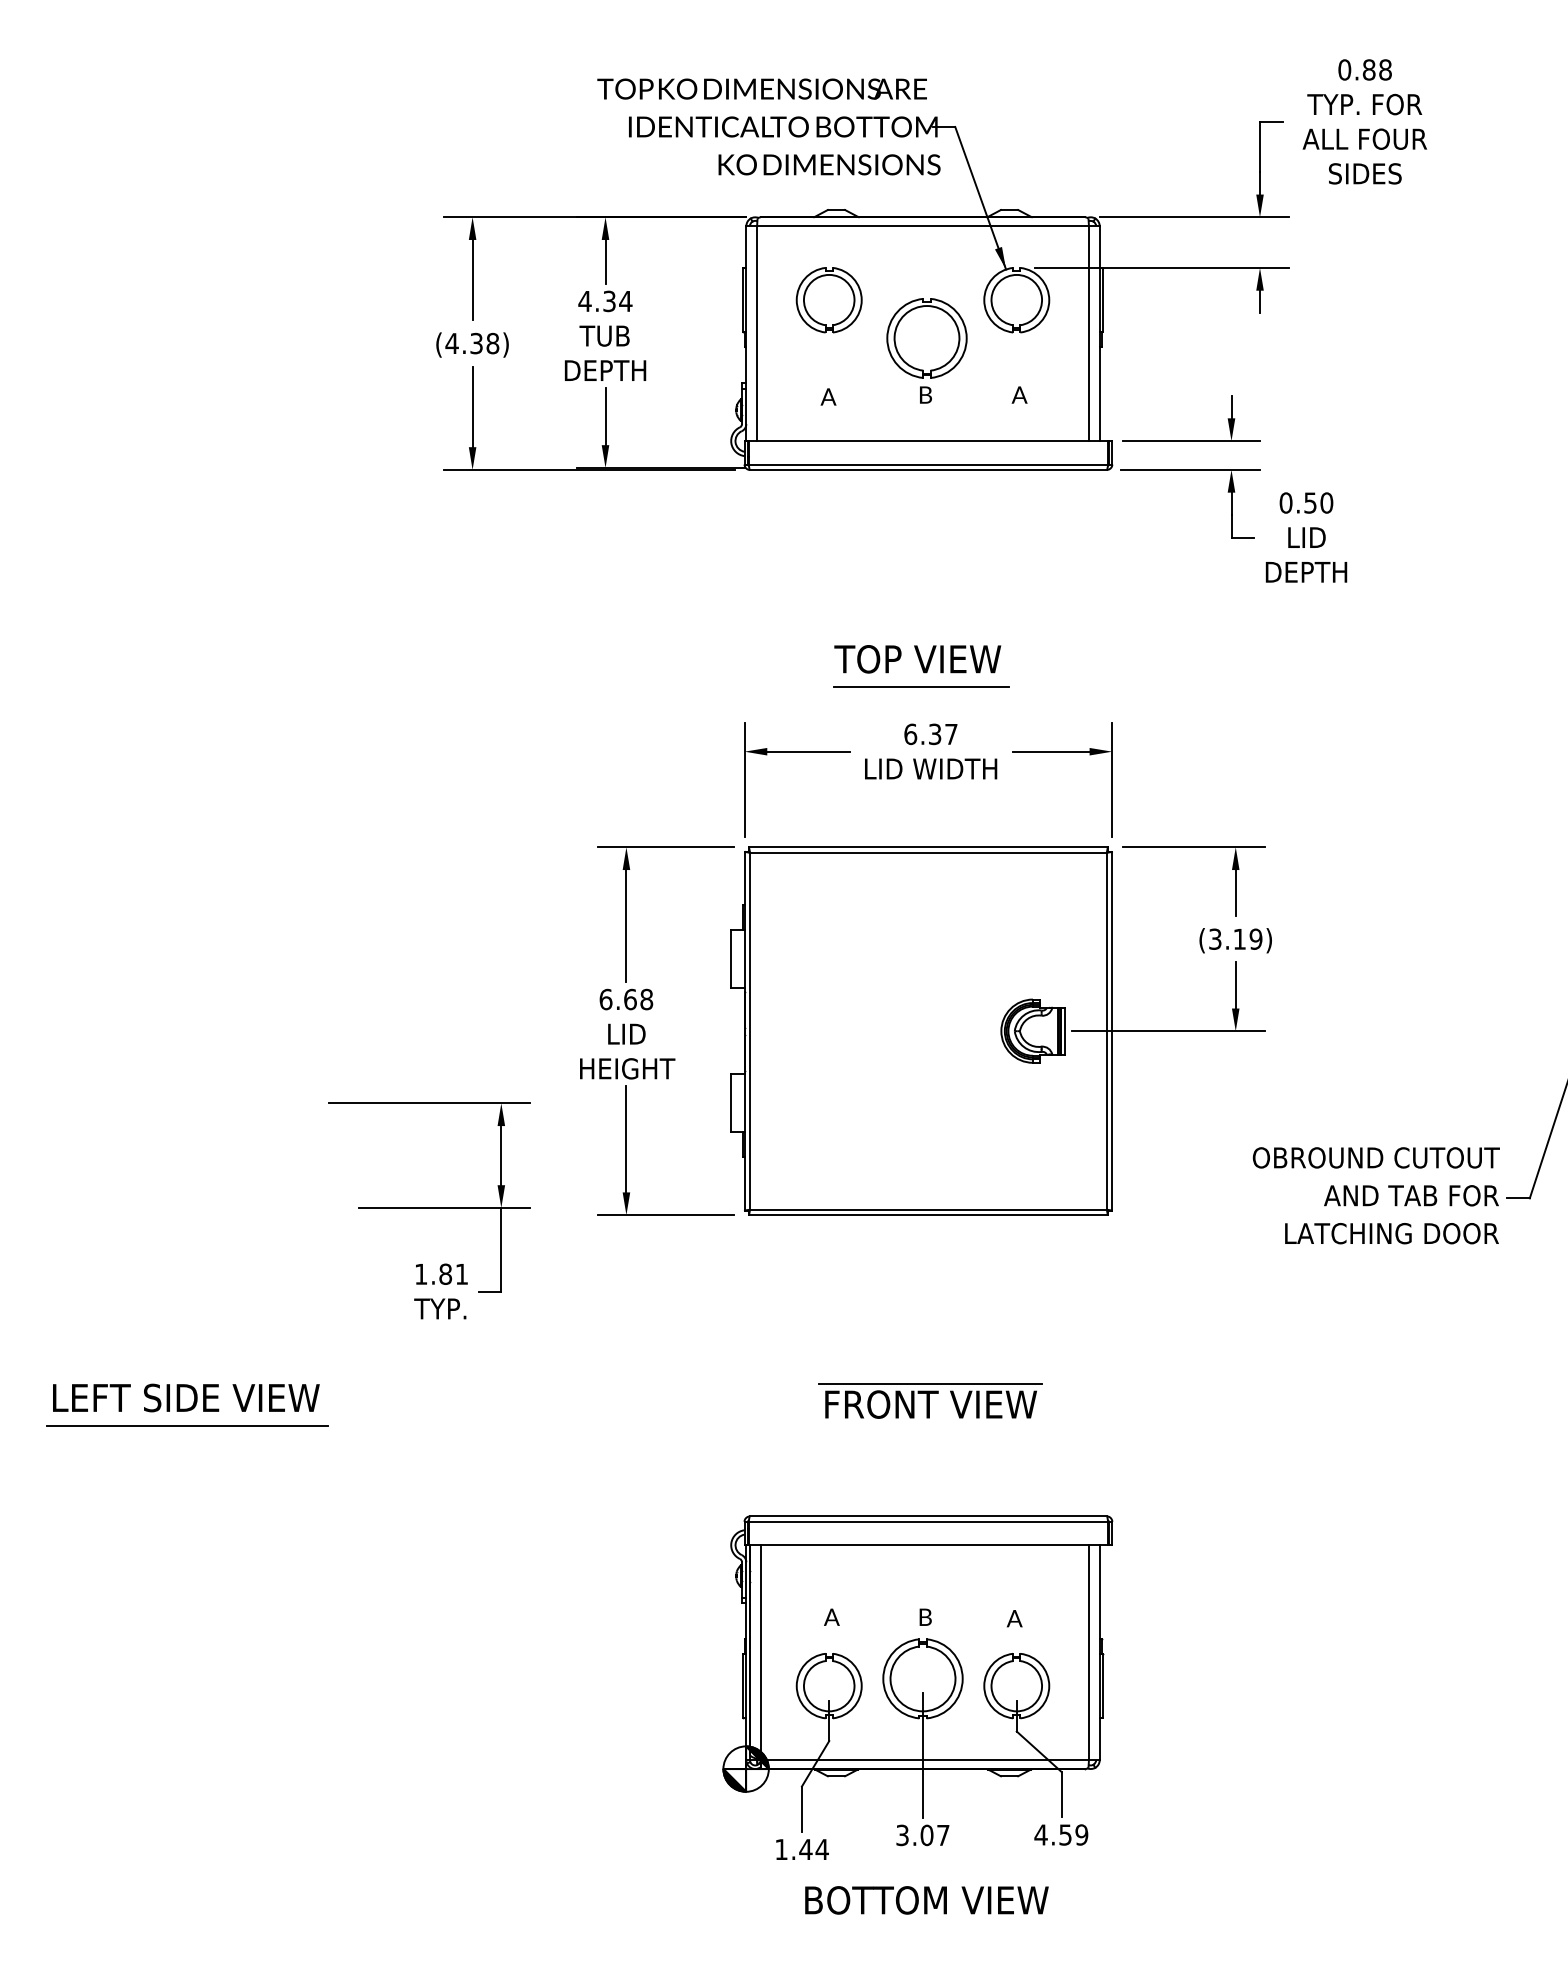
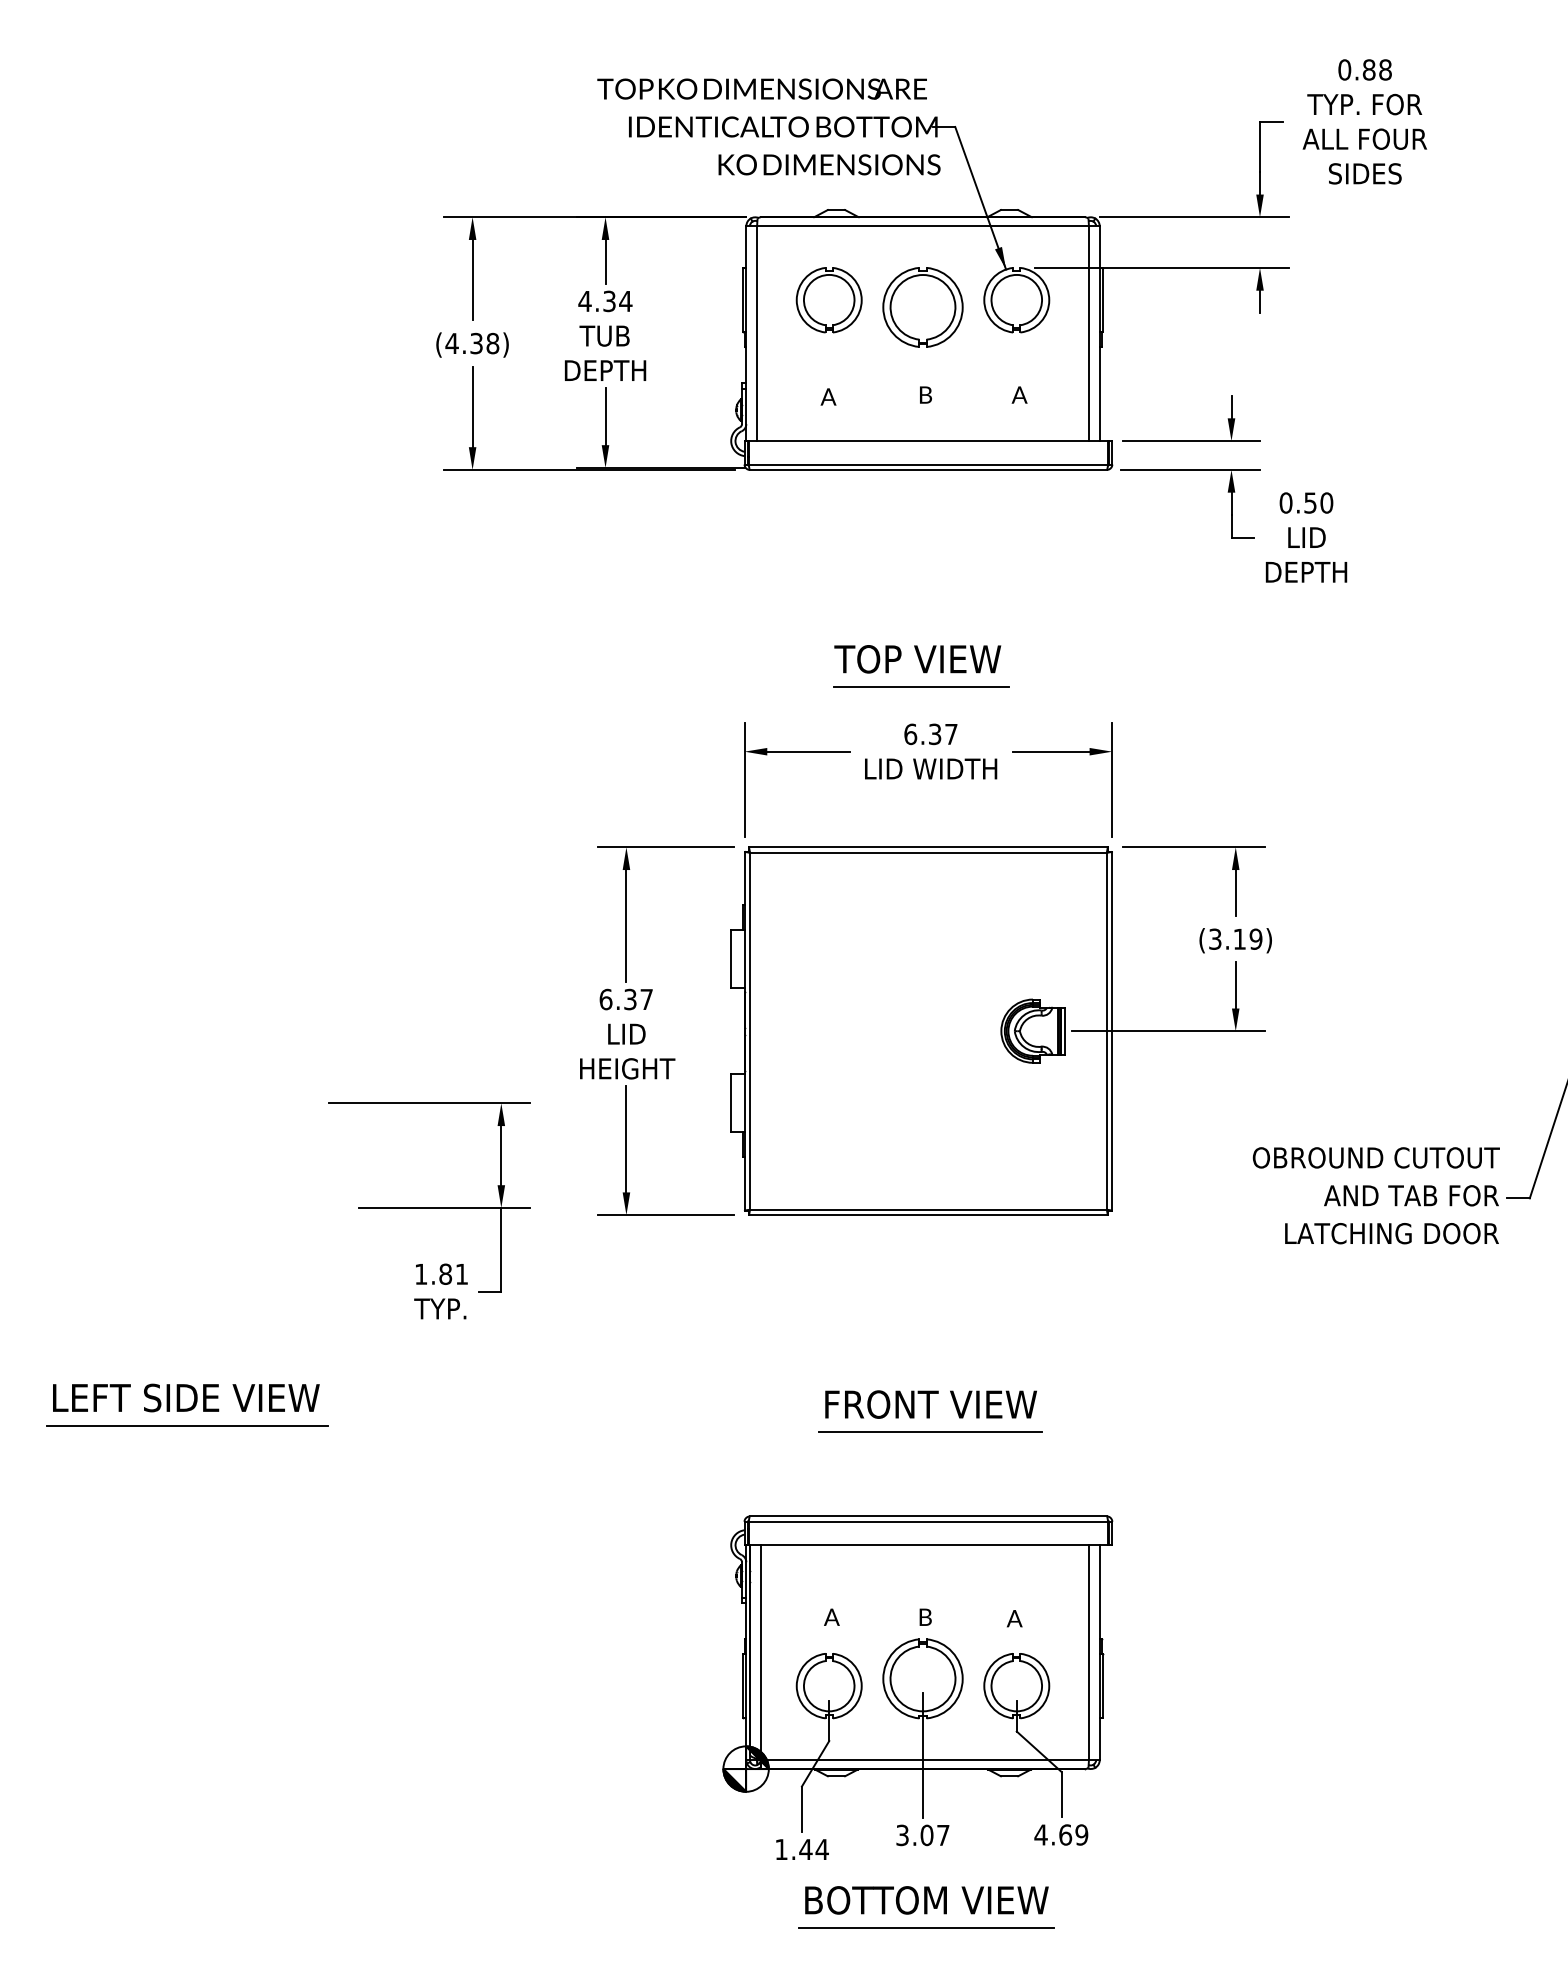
part position: (926, 338) -> (922, 307) (922, 307)
text: 6.68 -> 6.37 (638, 999)
line position: (930, 1383) -> (930, 1431) (930, 1431)
text: 4.59 -> 4.69 (1065, 1834)
line: none -> present (926, 1927)
